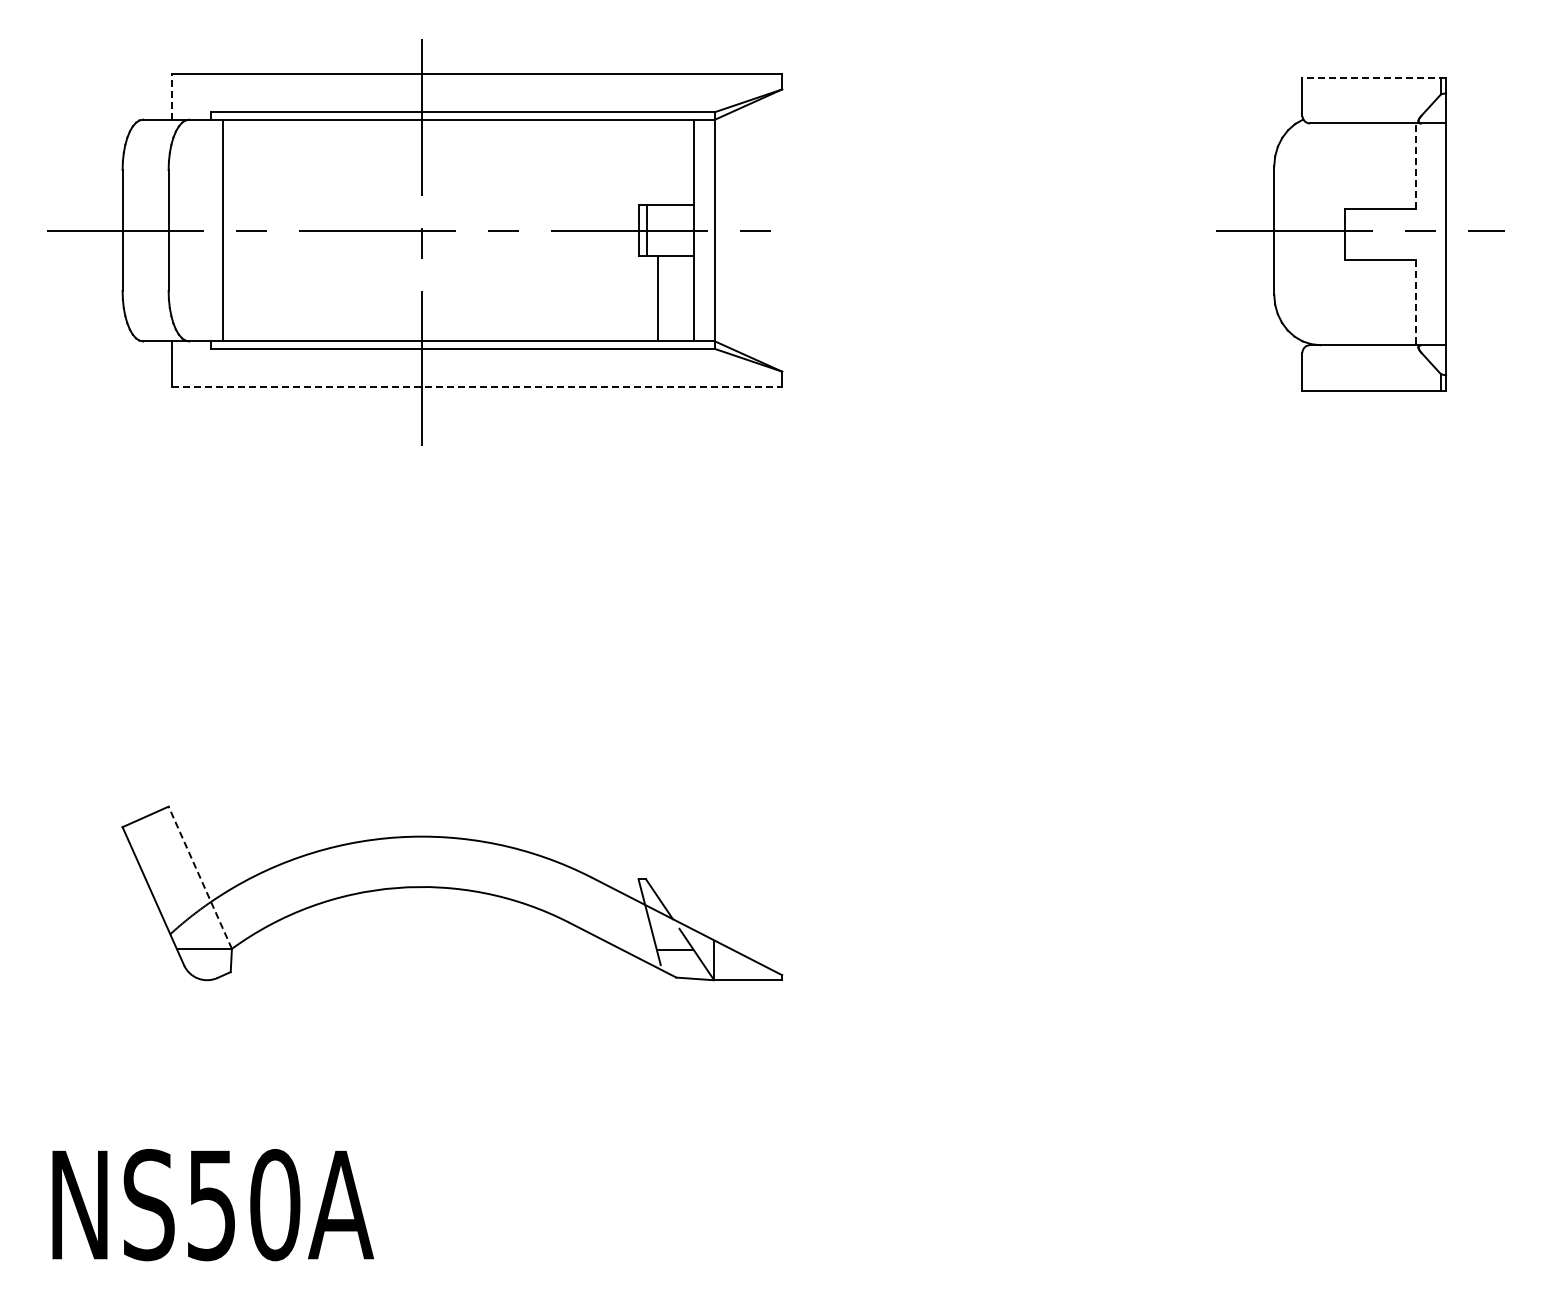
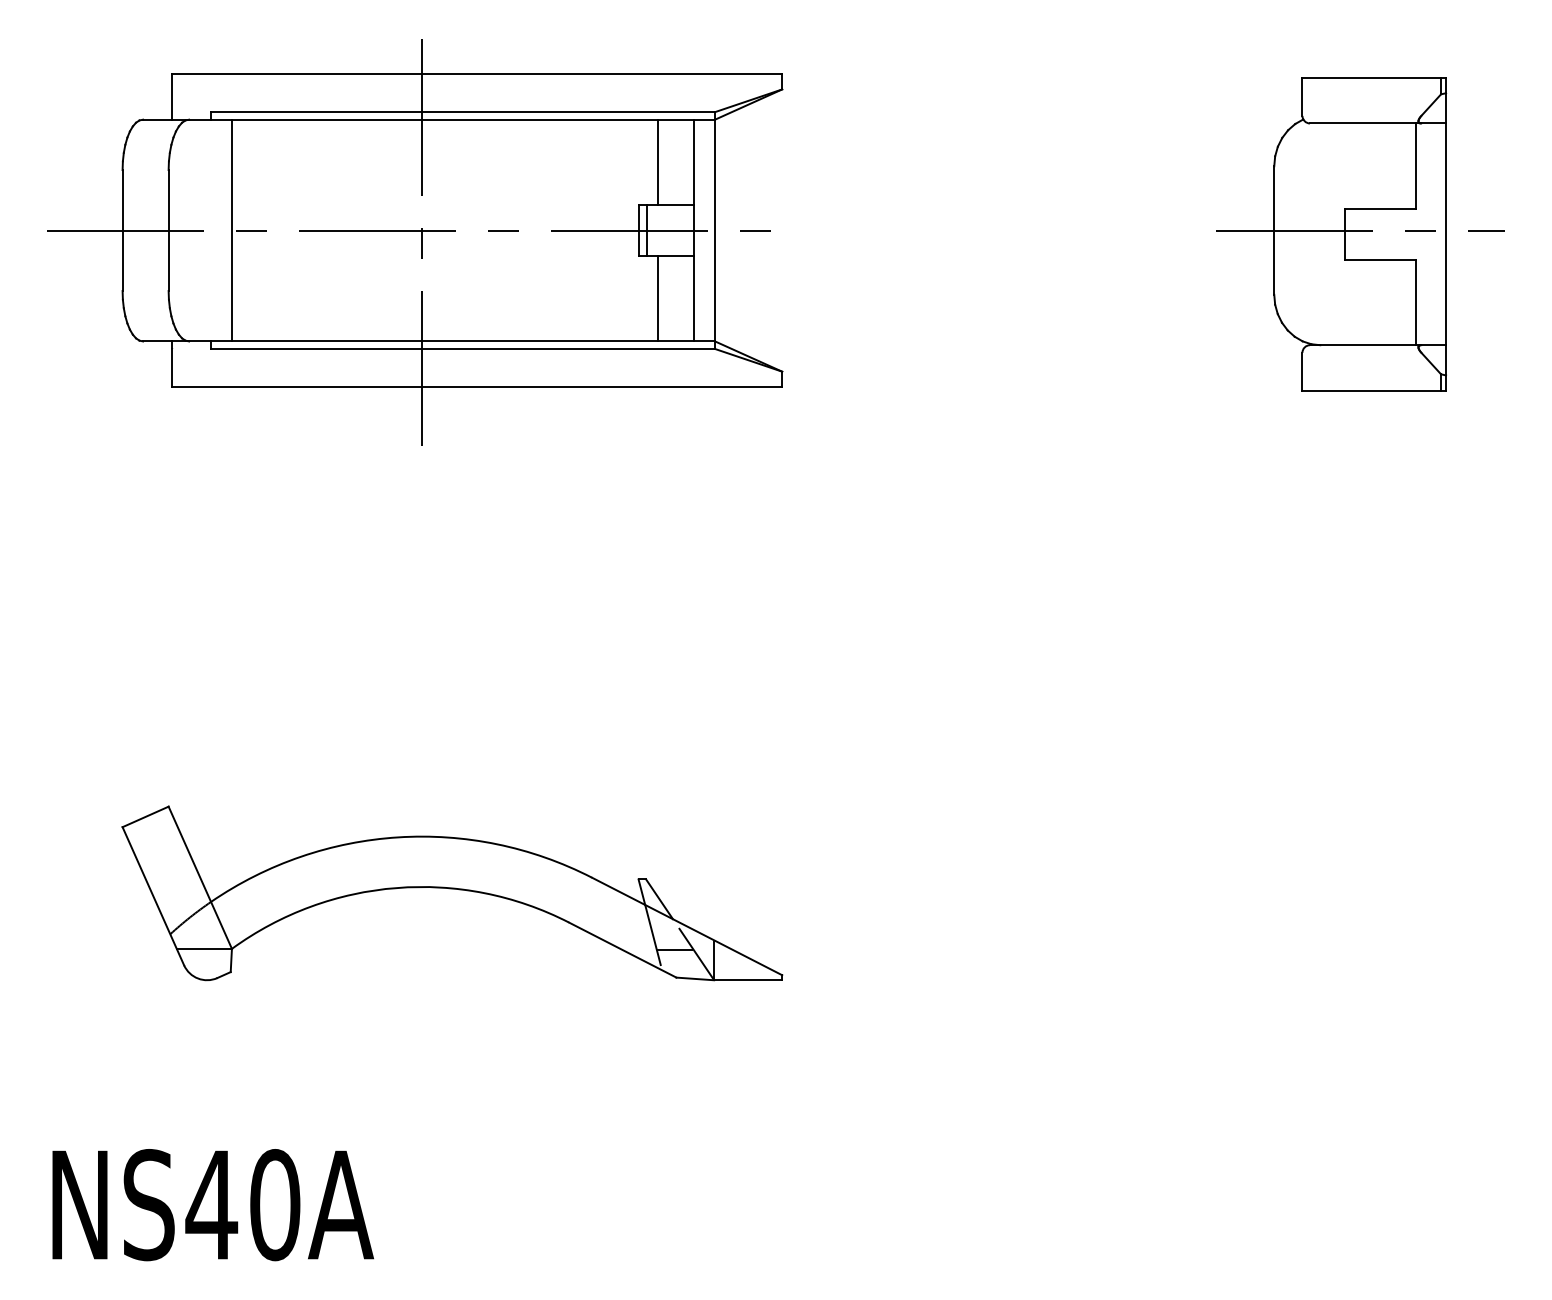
line: dashed -> solid (1374, 78)
line: dashed -> solid (172, 97)
line: none -> present (658, 162)
line: dashed -> solid (1415, 166)
line position: (222, 230) -> (231, 230) (231, 230)
line: dashed -> solid (1415, 302)
line: dashed -> solid (477, 386)
line: dashed -> solid (200, 877)
text: NS50A -> NS40A (211, 1205)
